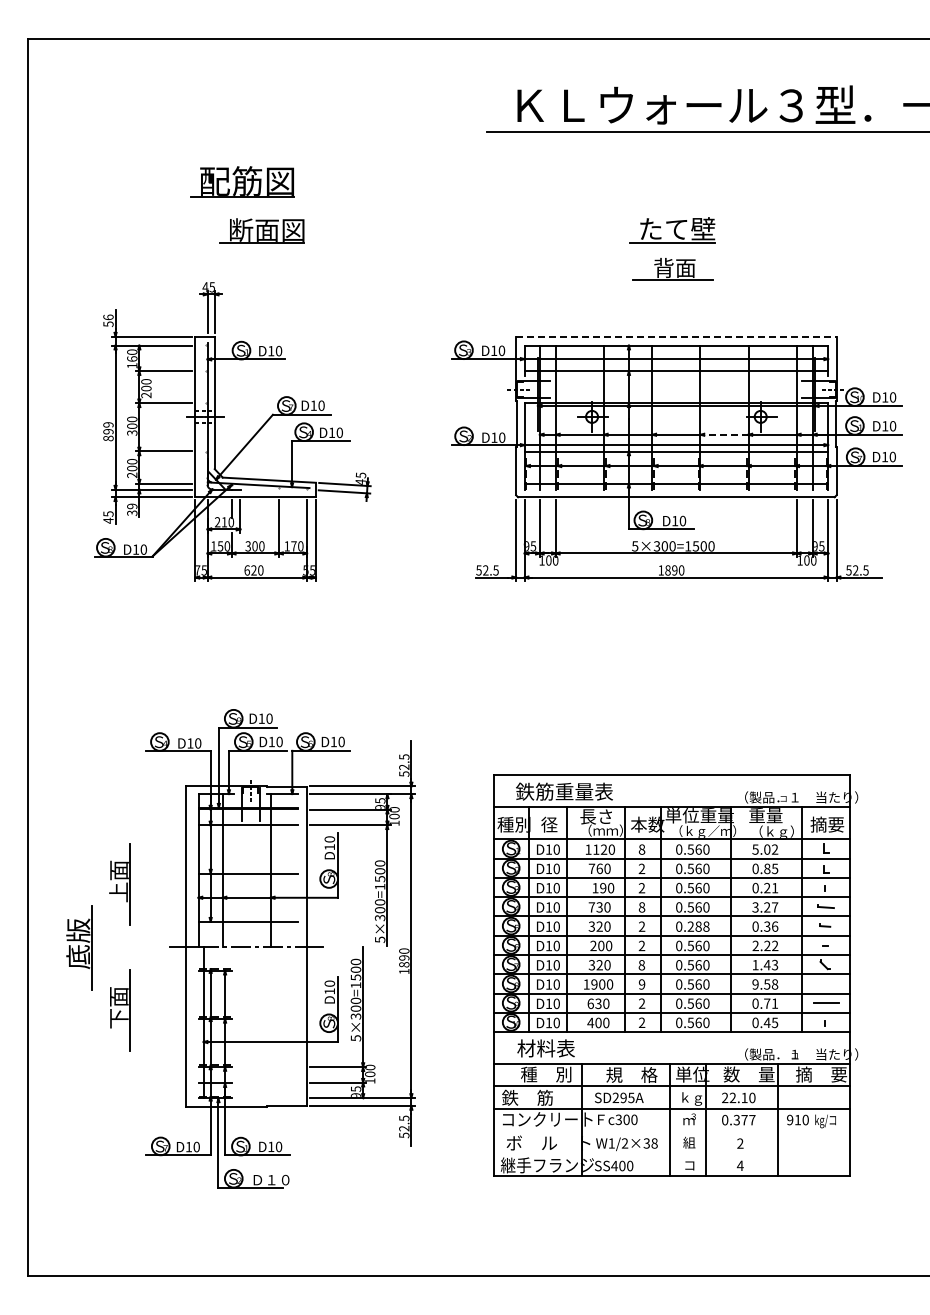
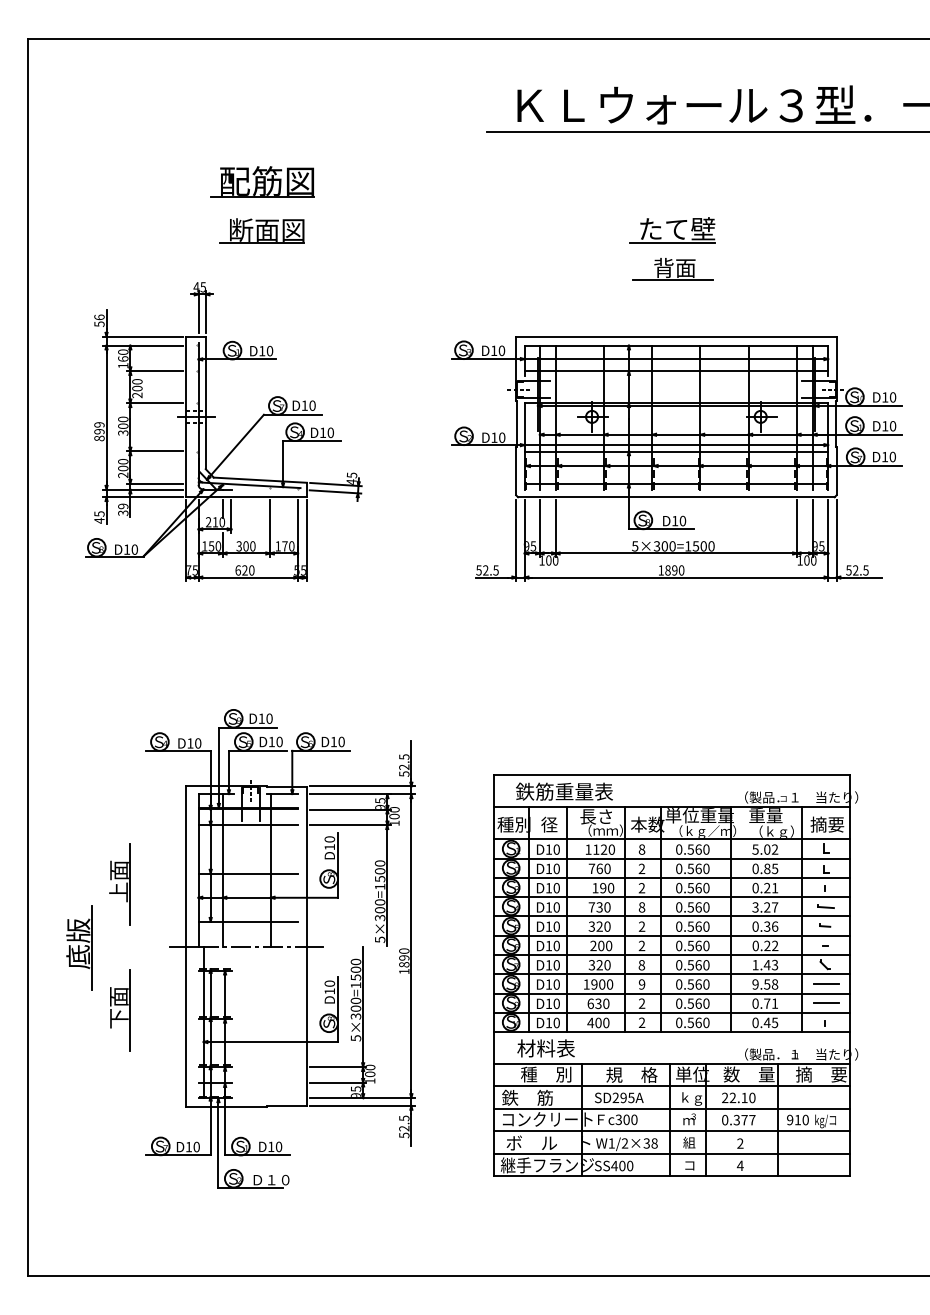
part position: (242, 181) -> (262, 181) (262, 181)
line: dashed -> solid (676, 336)
part position: (224, 417) -> (215, 417) (215, 417)
line: dashed -> solid (724, 434)
text: 0.288 -> 0.560 (698, 926)
text: 2.22 -> 0.22 (755, 945)
line: none -> present (826, 983)
line: none -> present (671, 1131)
line: none -> present (671, 1153)
